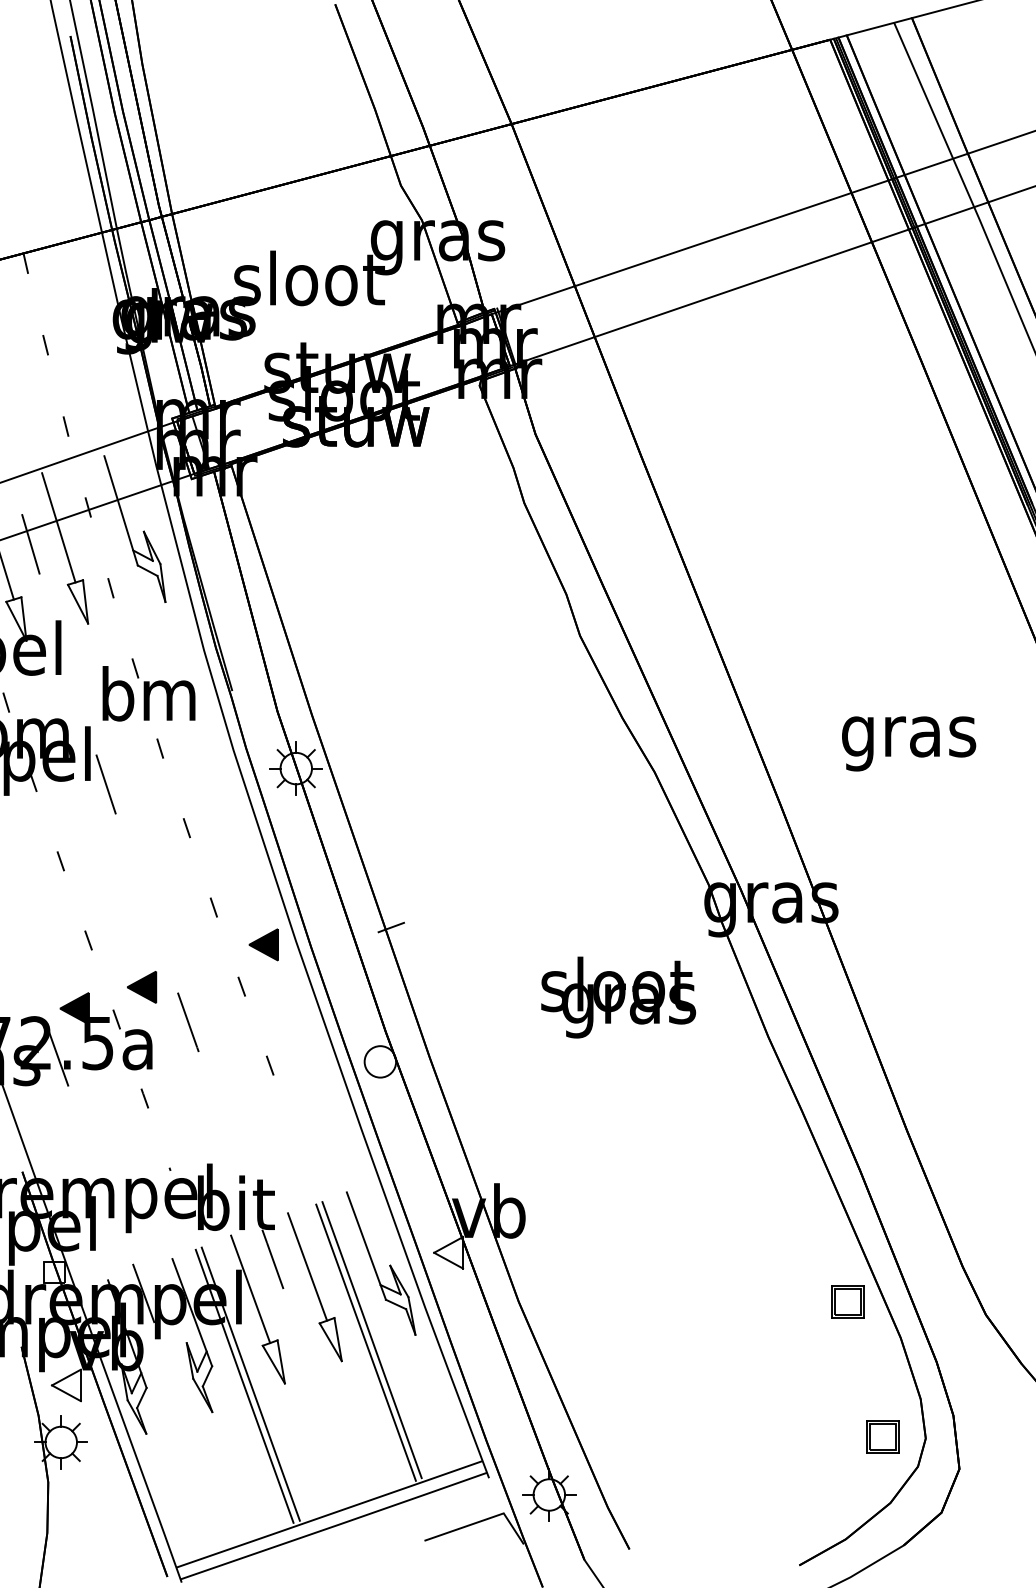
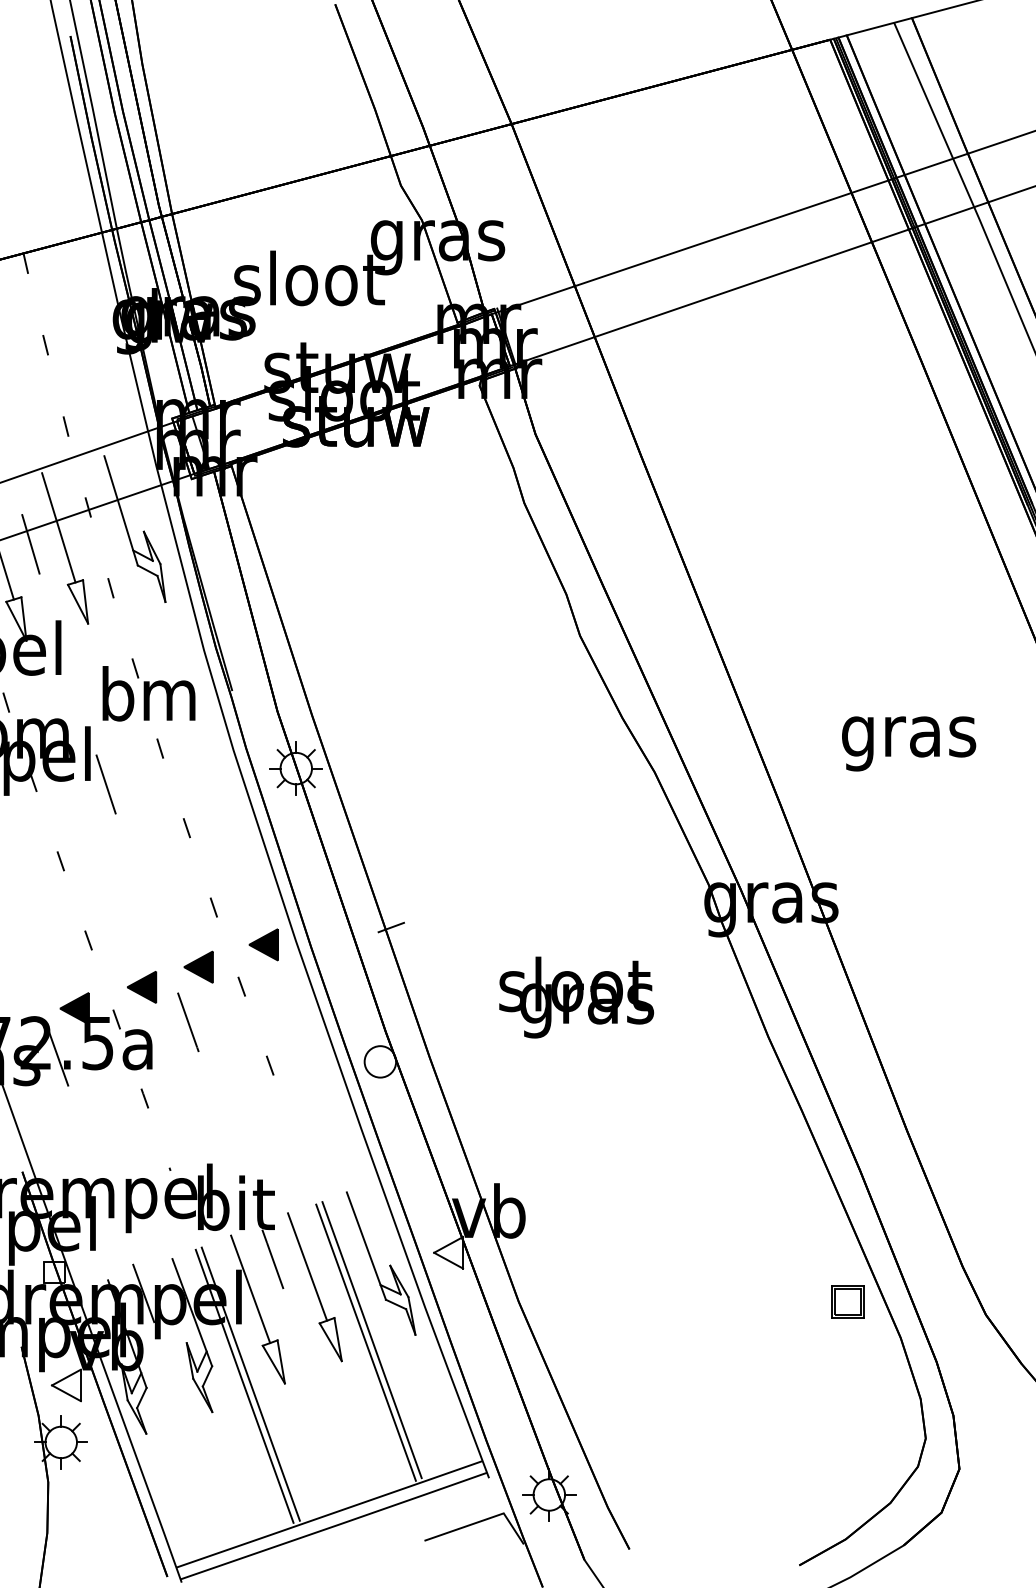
part: none -> present (198, 966)
text position: (618, 997) -> (576, 997) (576, 997)
part: present -> none (882, 1436)
